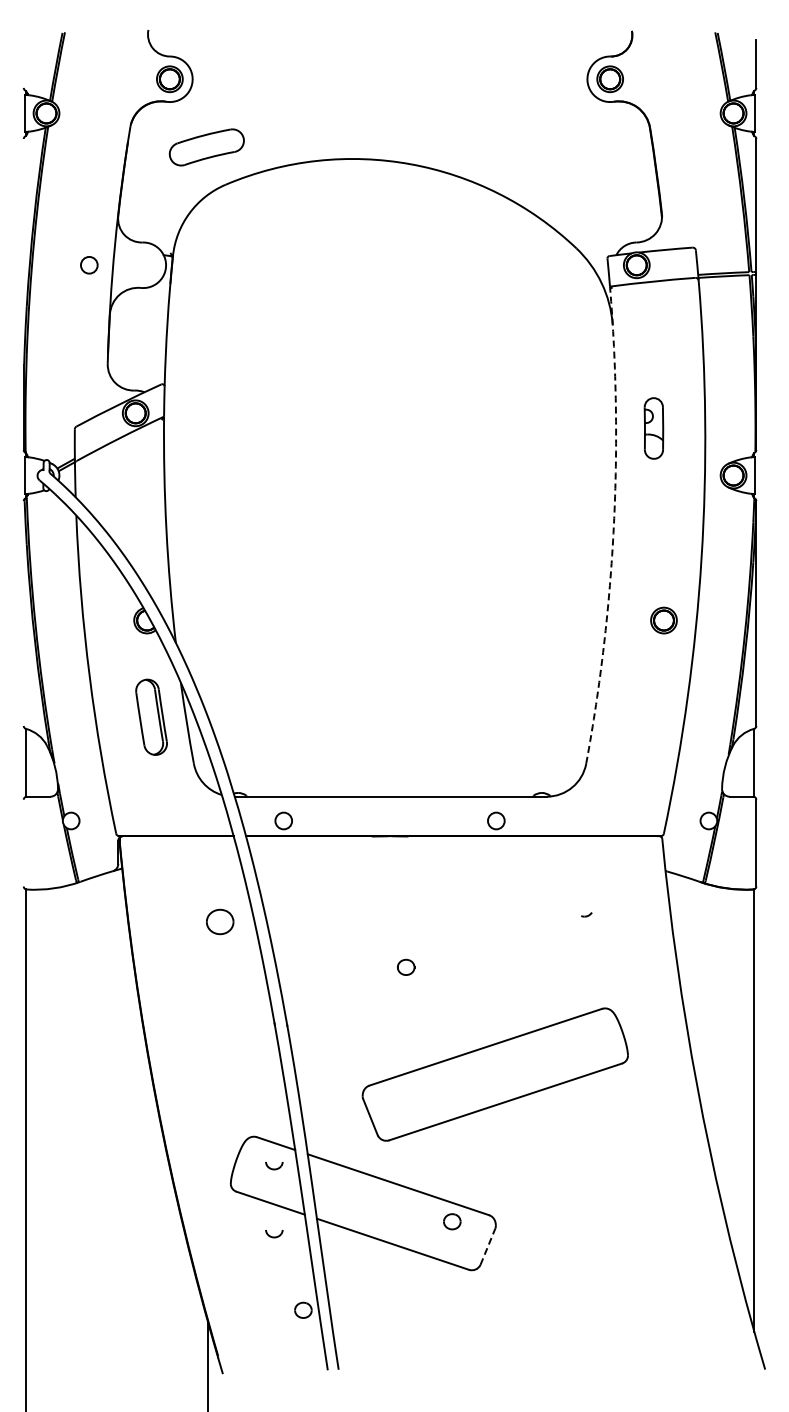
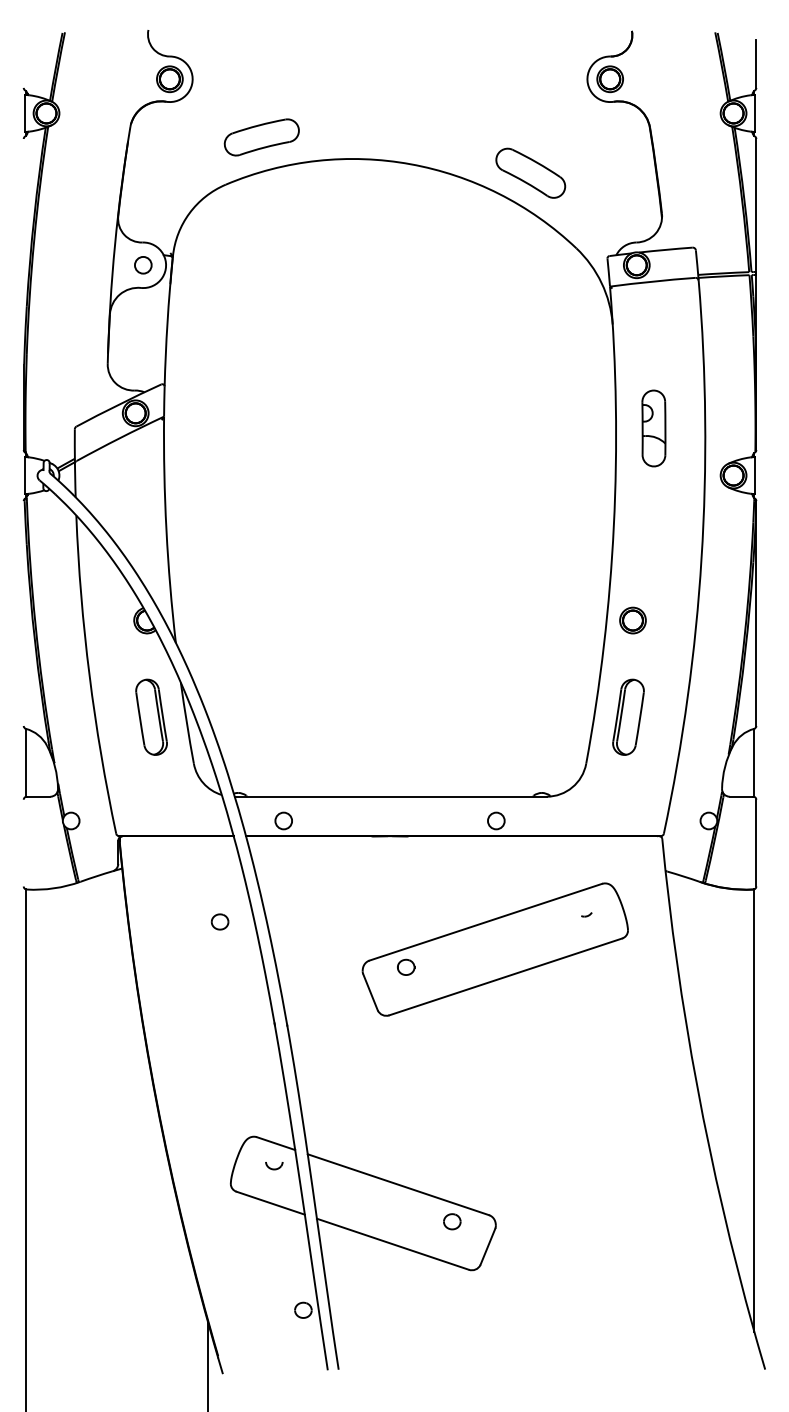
part position: (206, 147) -> (261, 137) (261, 137)
part: none -> present (530, 172)
circle position: (89, 265) -> (143, 265) (143, 265)
part size: 22x63 px -> 26x79 px (653, 428)
arc: dashed -> solid (613, 525)
part position: (663, 620) -> (632, 620) (632, 620)
part: none -> present (628, 716)
part size: 29x28 px -> 20x18 px (219, 921)
part position: (494, 1074) -> (494, 949) (494, 949)
part: present -> none (274, 1234)
line: dashed -> solid (487, 1246)
